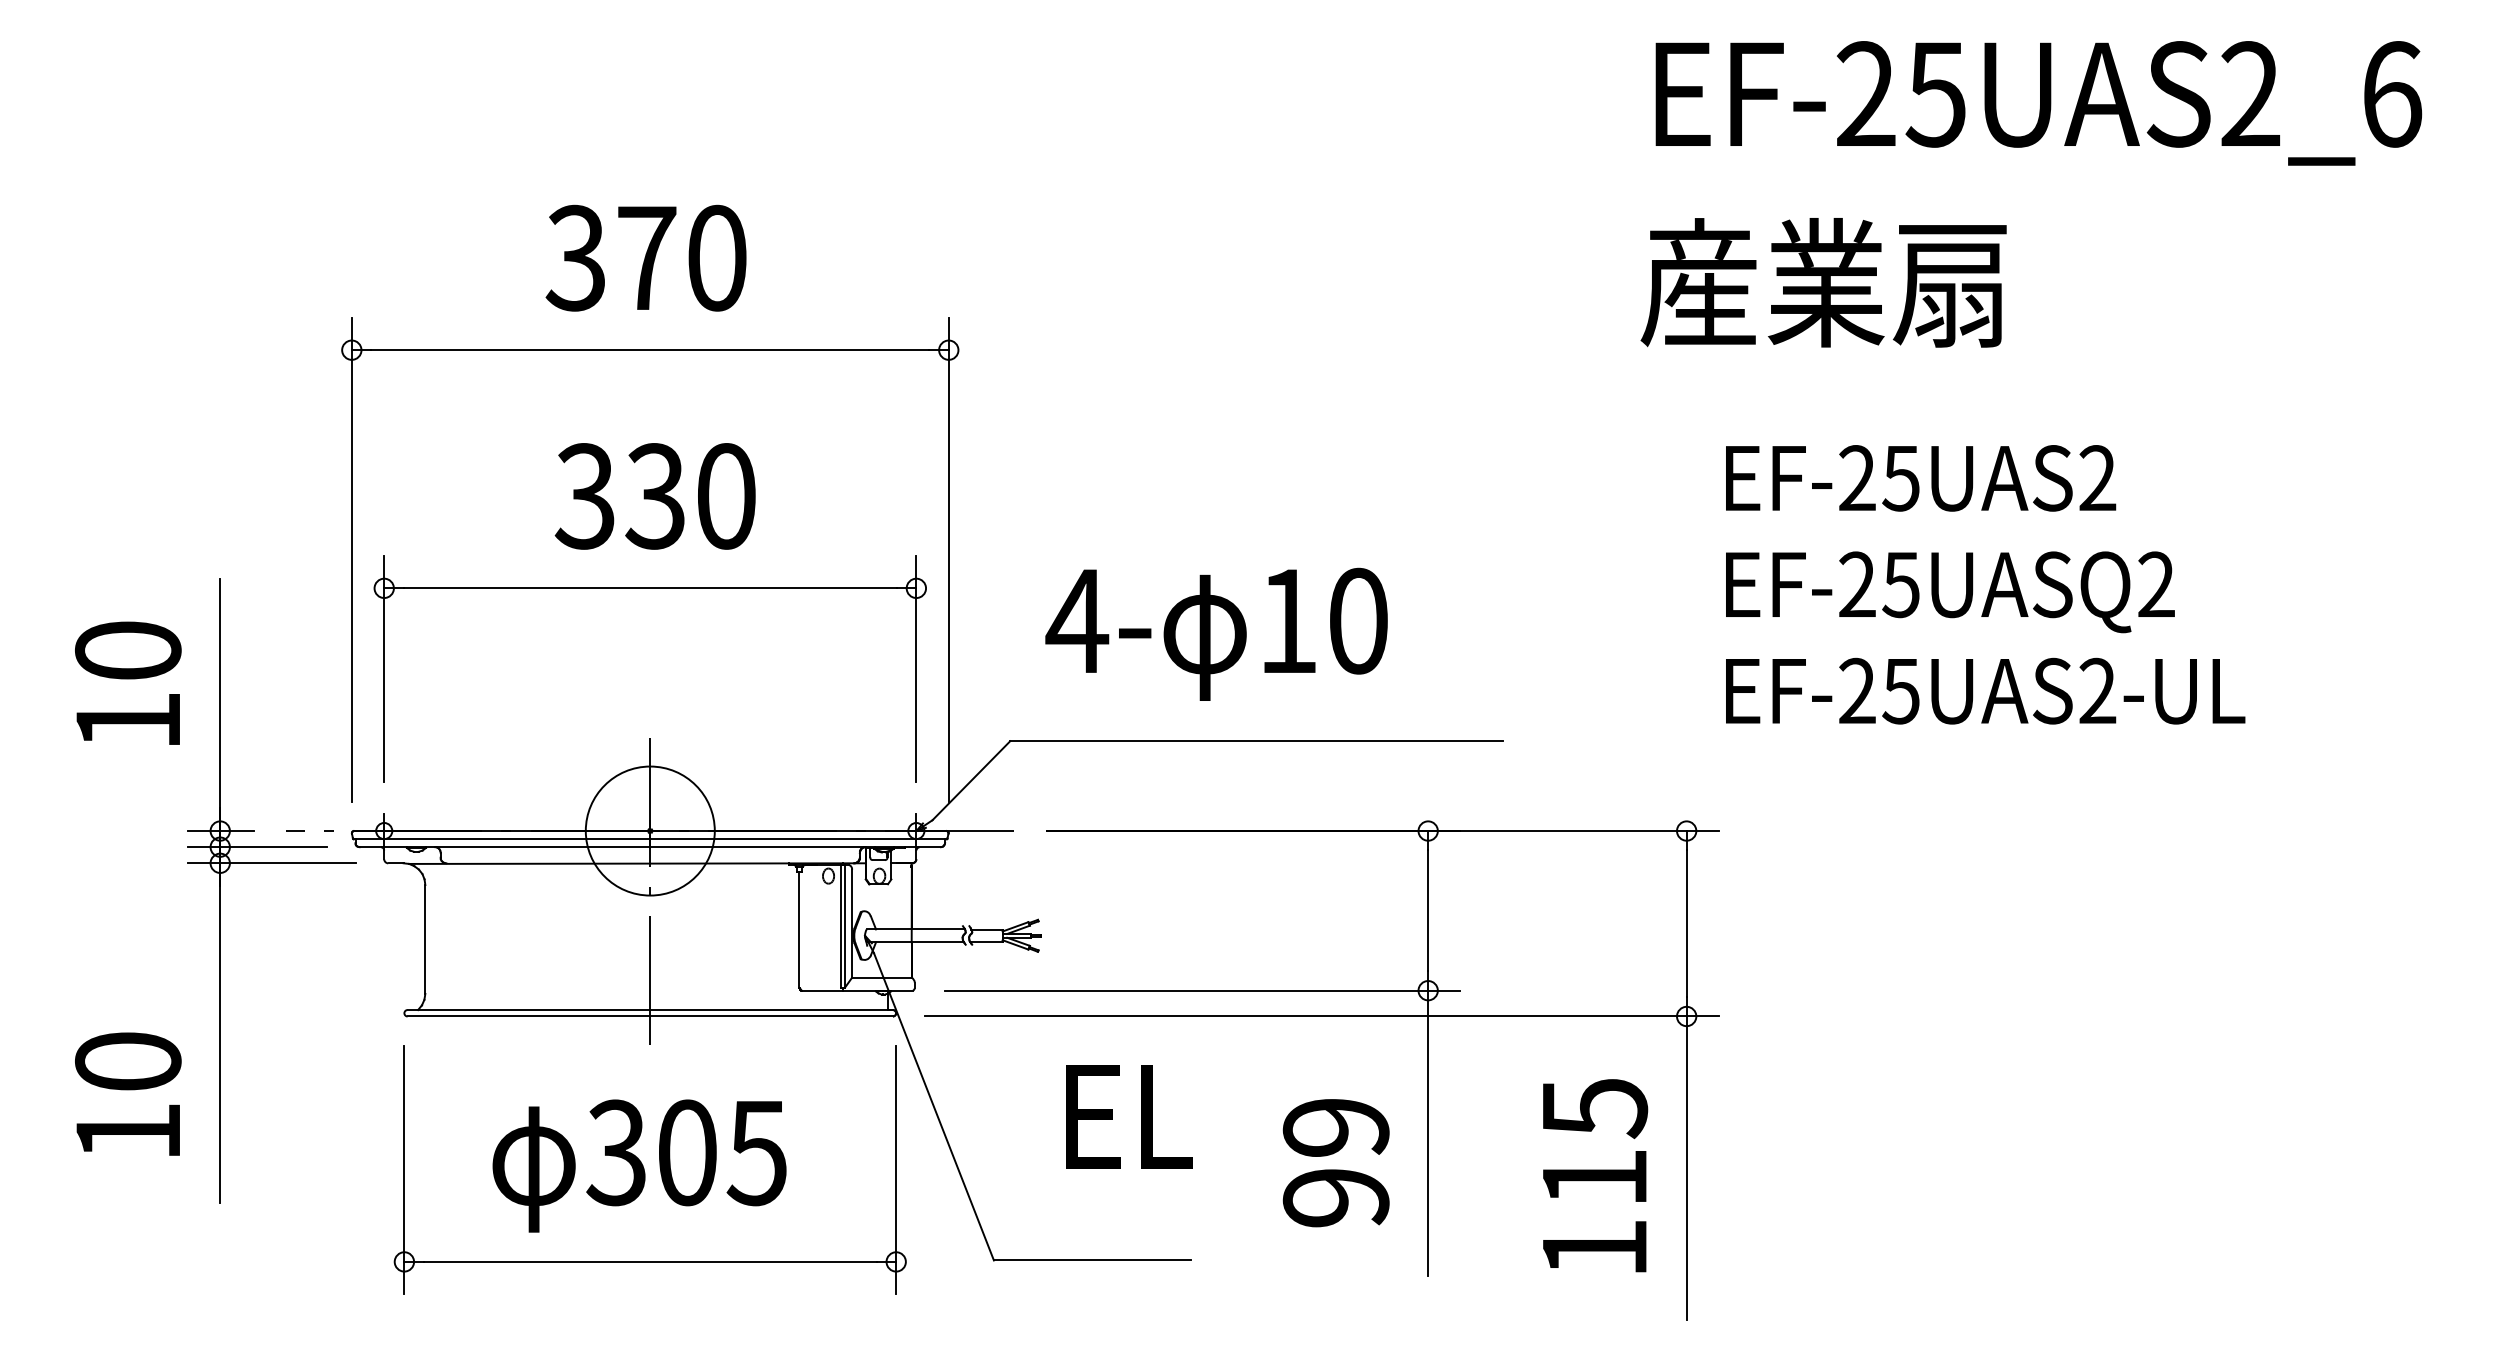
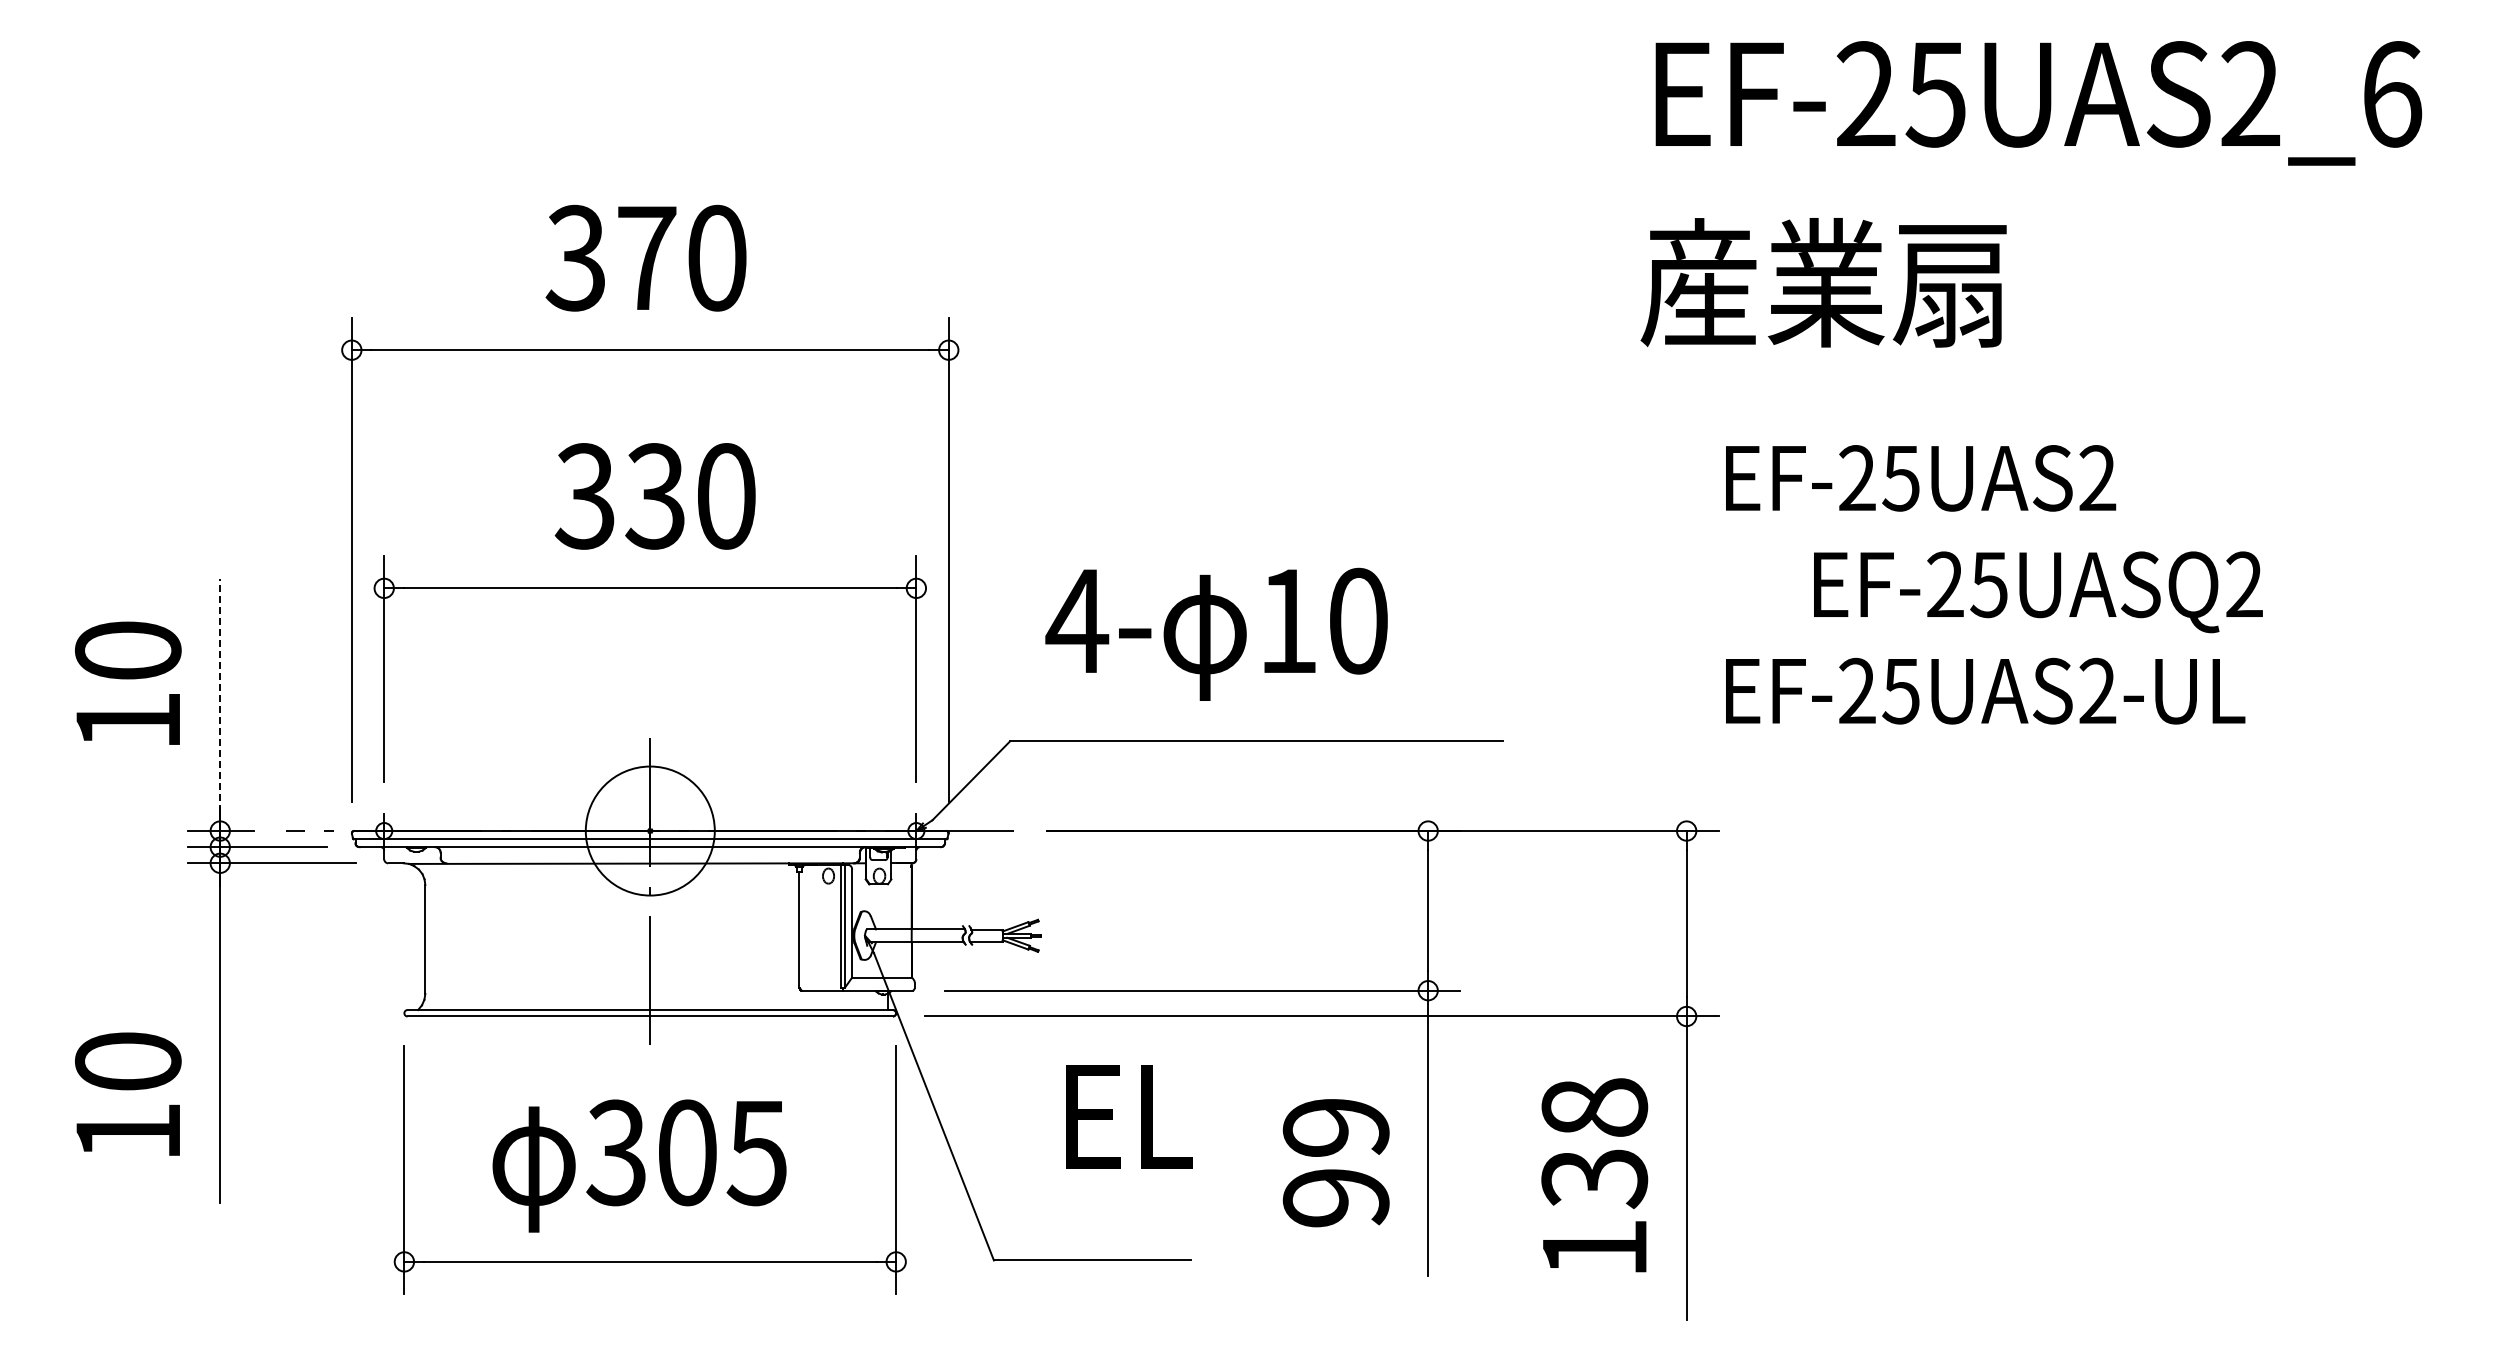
text position: (1950, 592) -> (2038, 592) (2038, 592)
line: solid -> dashed (220, 694)
text: 115 -> 138 (1594, 1143)
